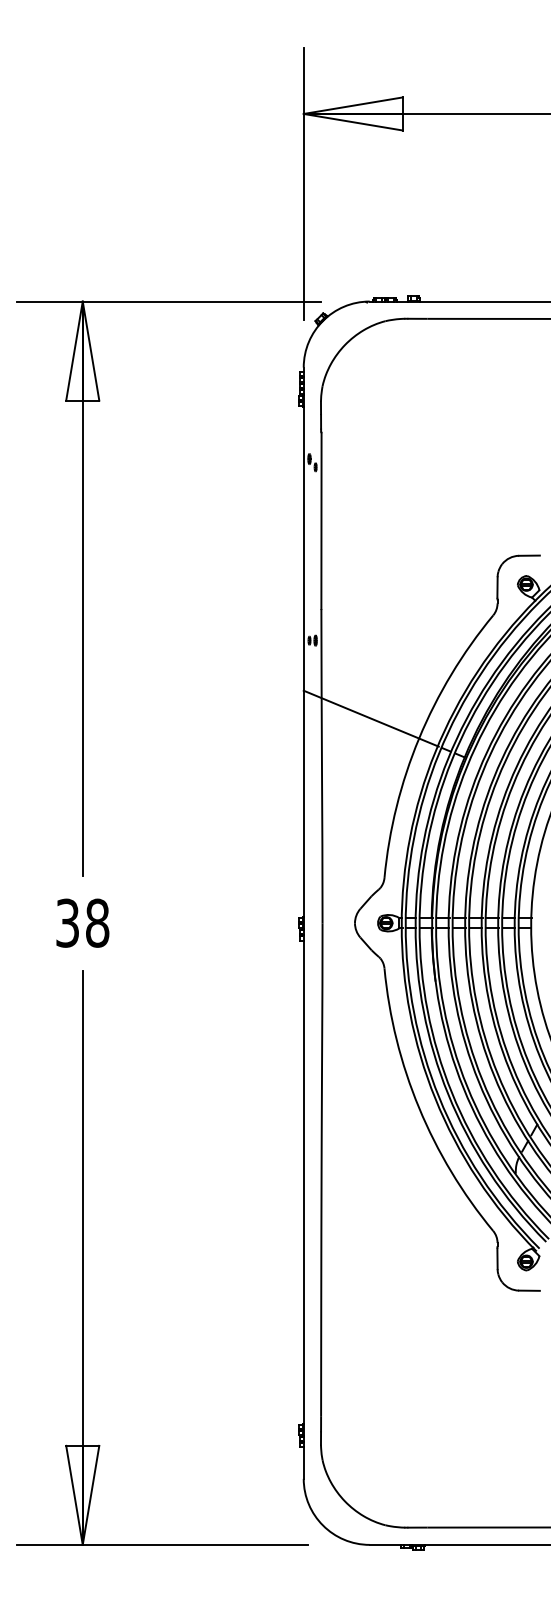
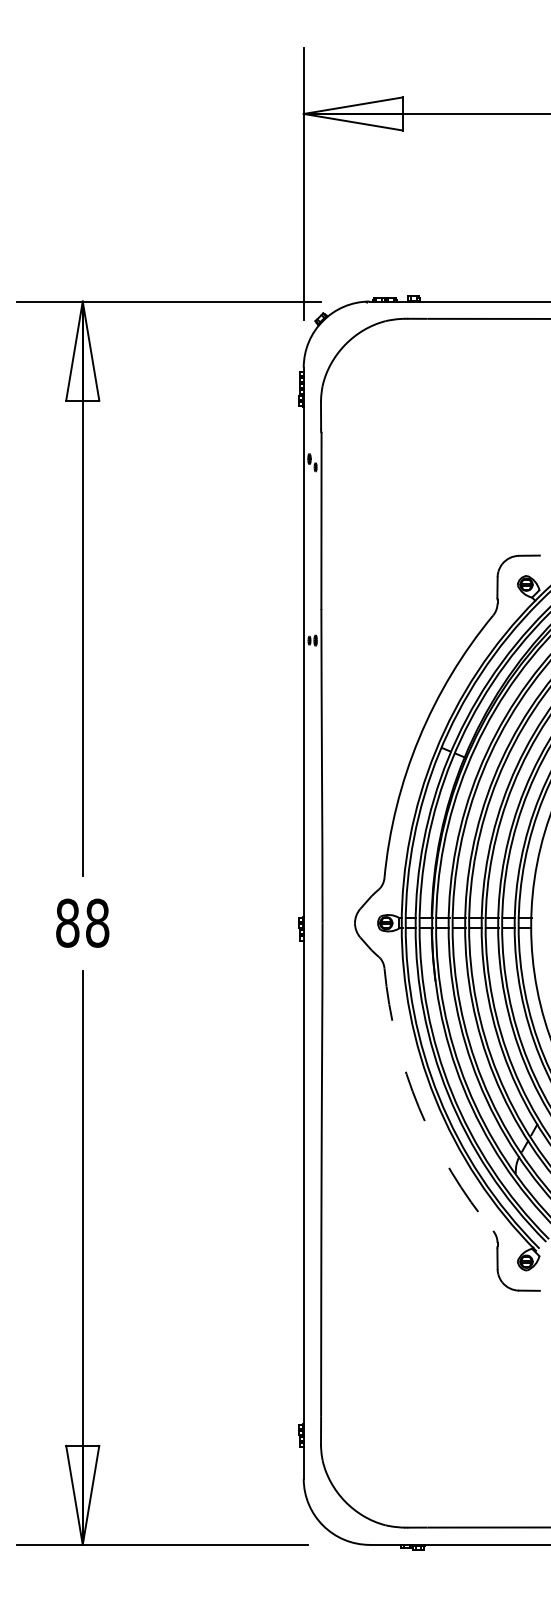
line: present -> none (370, 718)
text: 38 -> 88 (67, 922)
arc: solid -> dashed (419, 1107)
